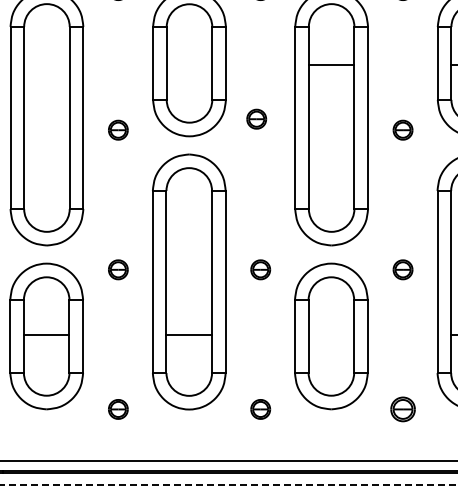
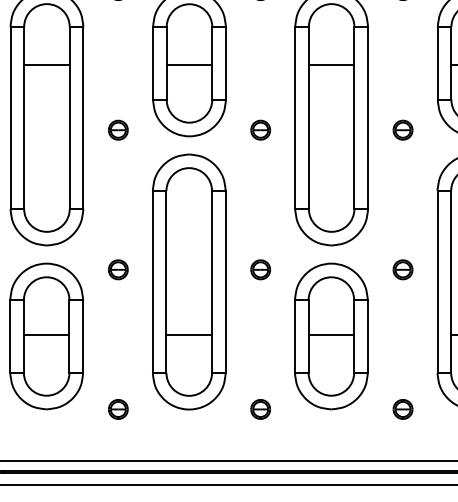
line: none -> present (46, 64)
line: none -> present (189, 64)
part position: (256, 118) -> (260, 129) (260, 129)
line: none -> present (331, 335)
part size: 26x27 px -> 22x21 px (402, 409)
line: dashed -> solid (229, 484)
